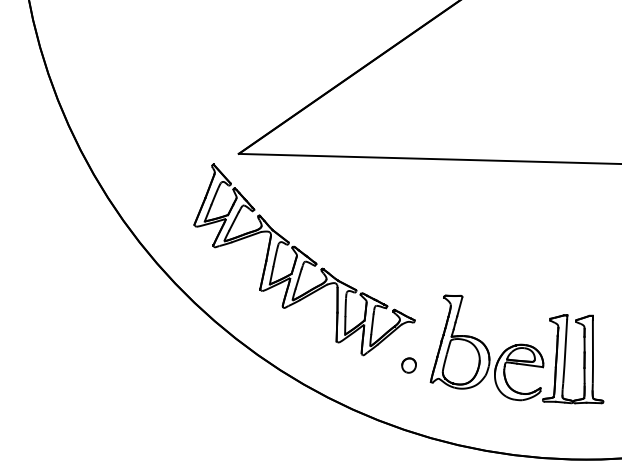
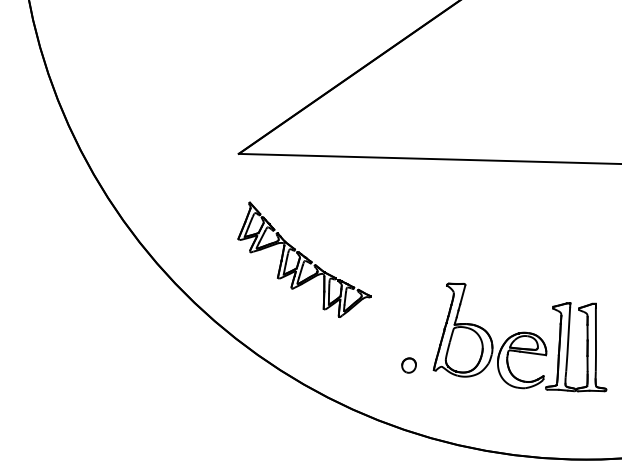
part size: 223x194 px -> 135x117 px (304, 259)
part position: (516, 349) -> (519, 337) (519, 337)
